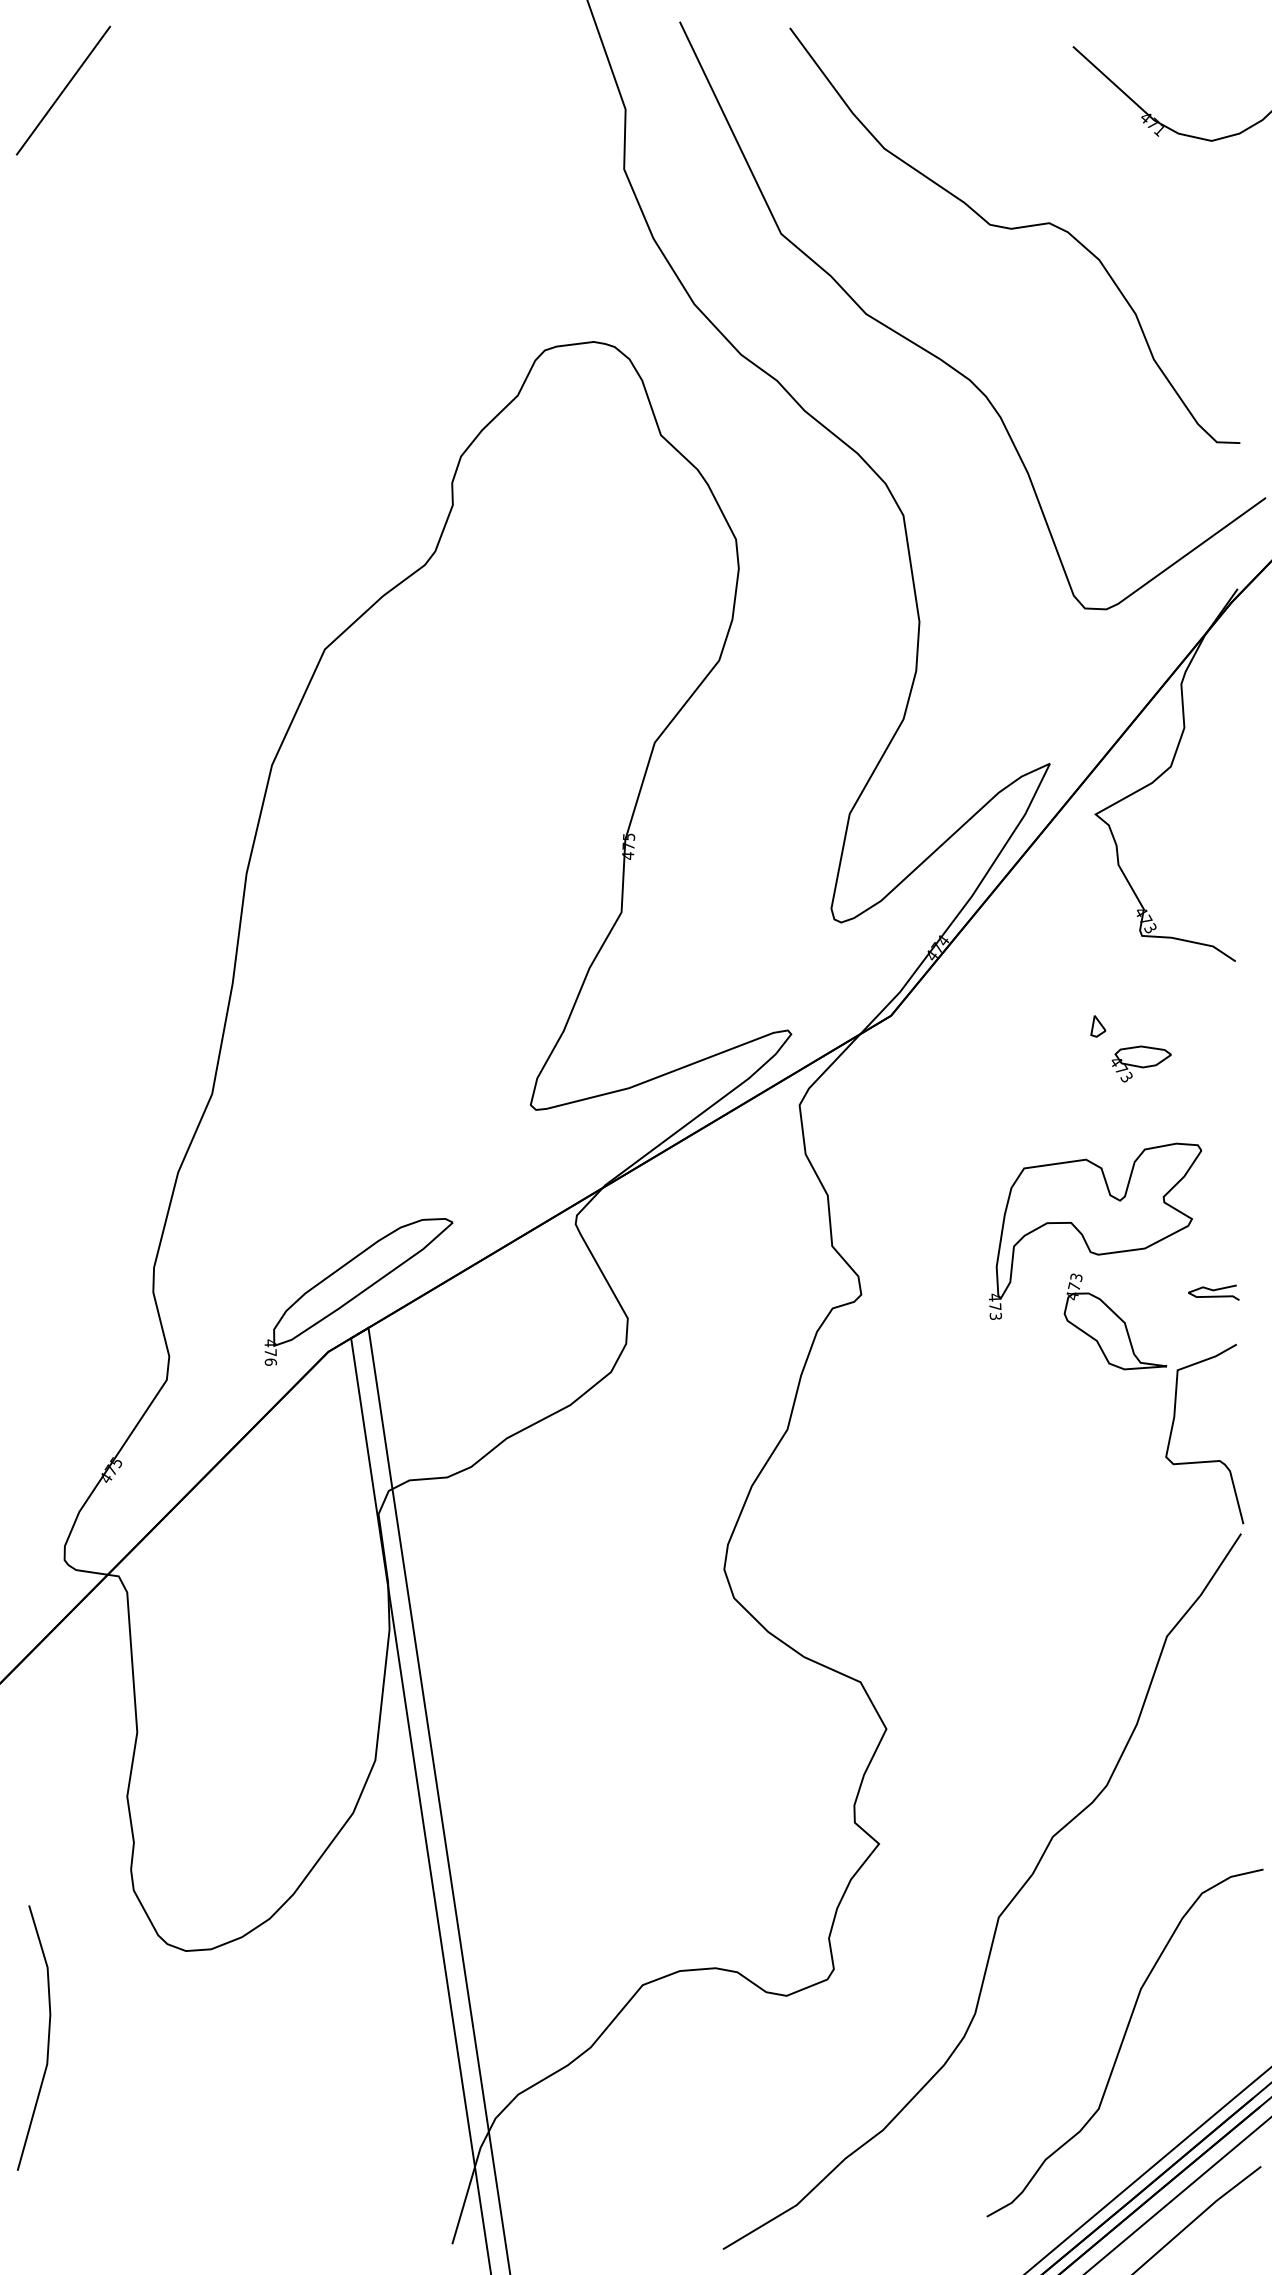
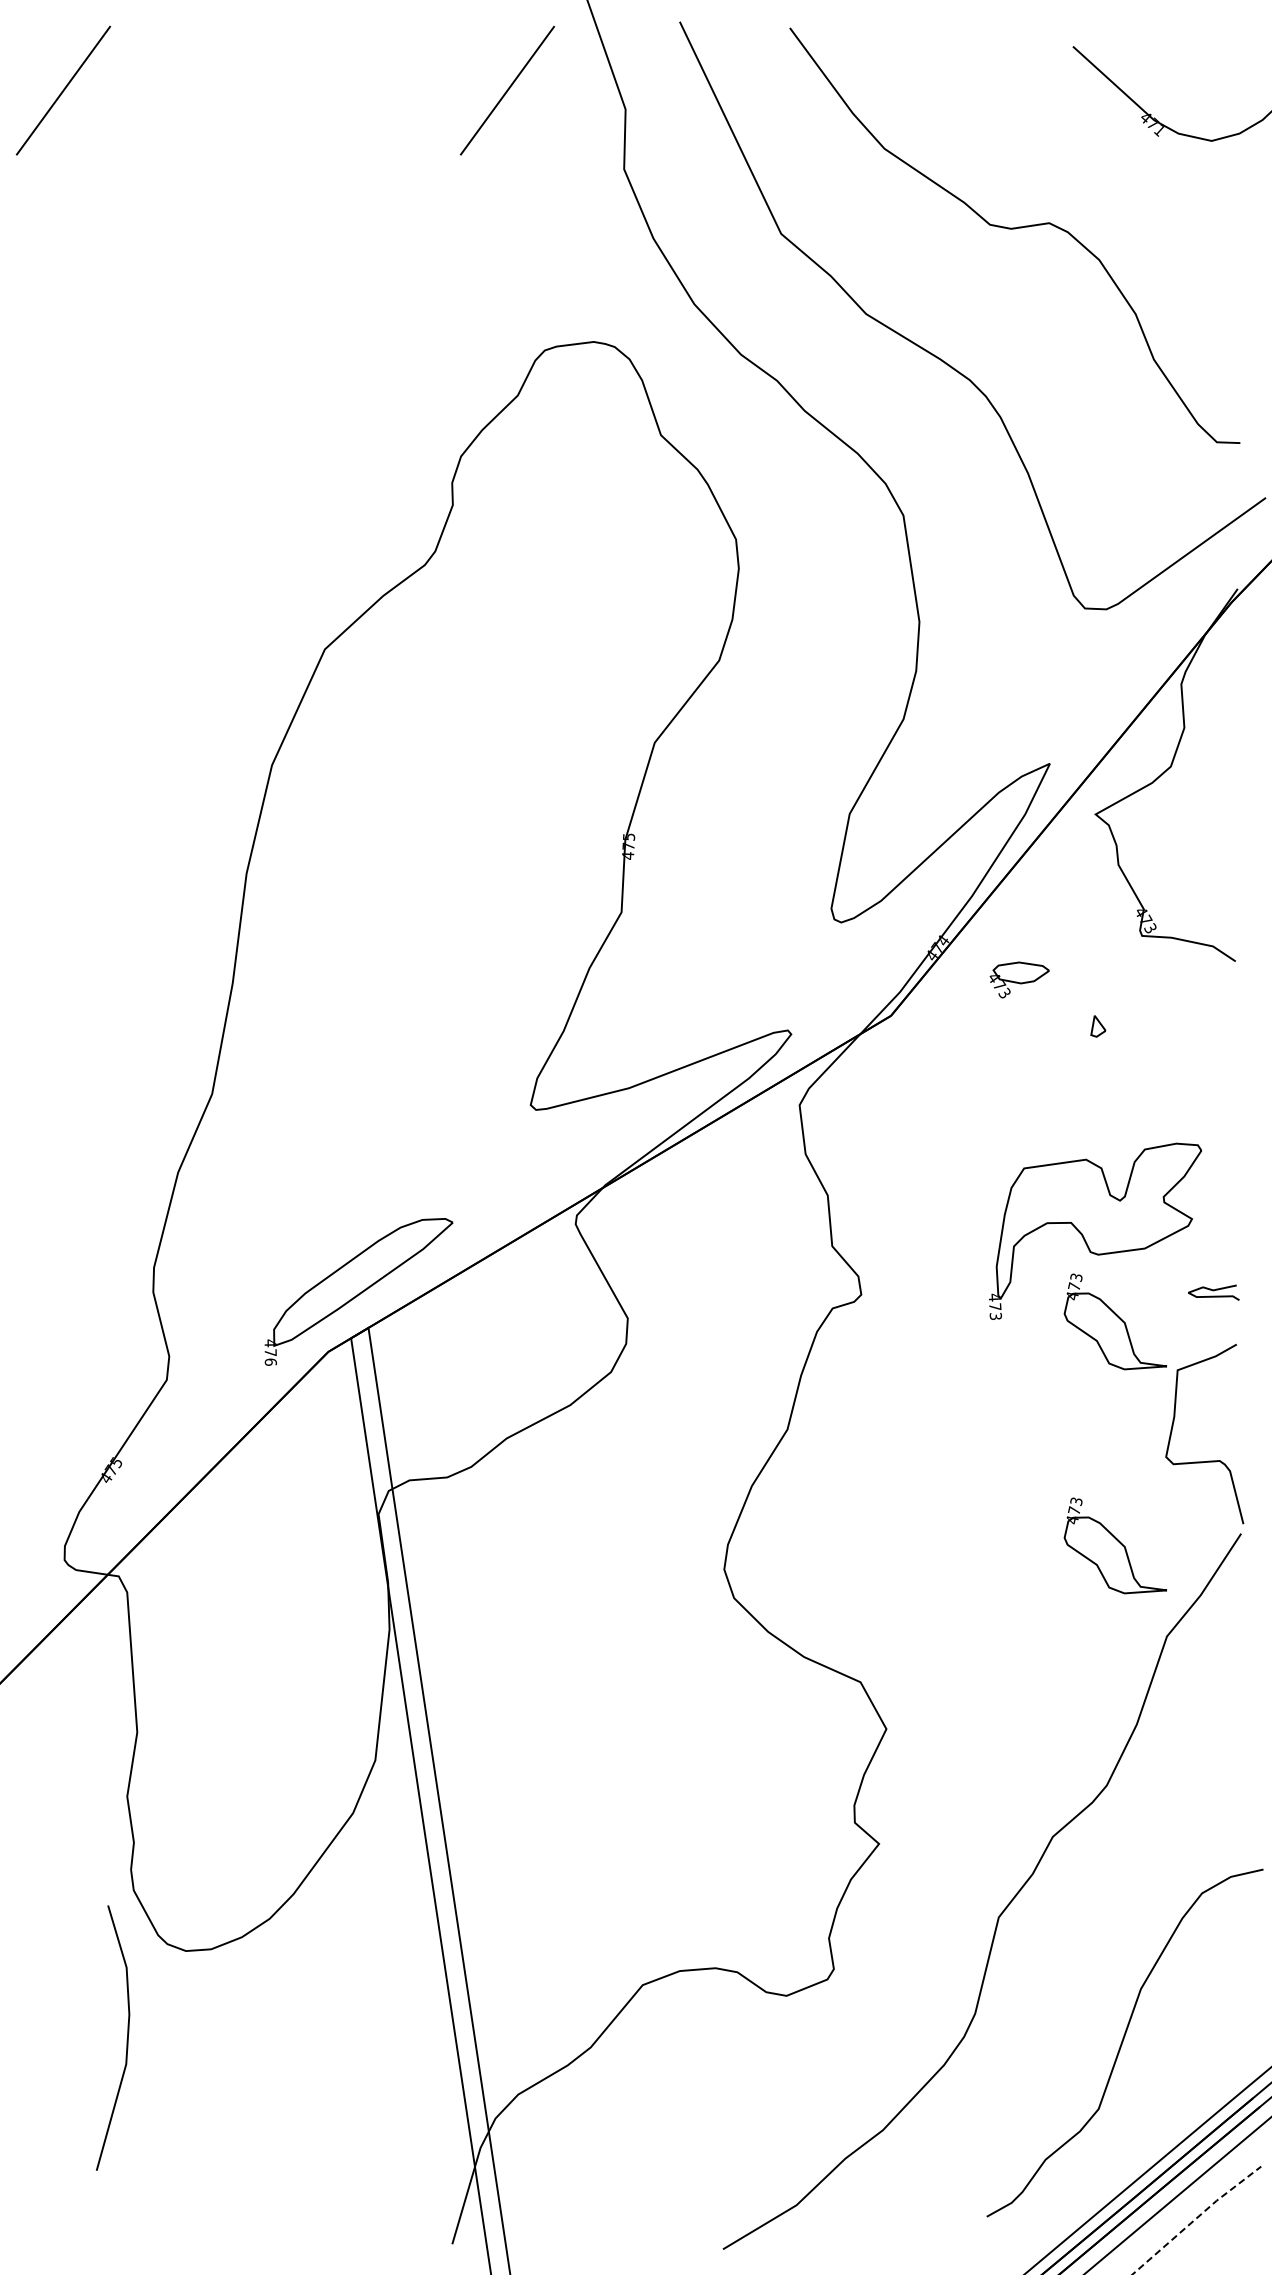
line: none -> present (507, 90)
part position: (1141, 1063) -> (1019, 979) (1019, 979)
part: none -> present (1114, 1545)
line position: (47, 2039) -> (126, 2039) (126, 2039)
line: solid -> dashed (1196, 2218)
